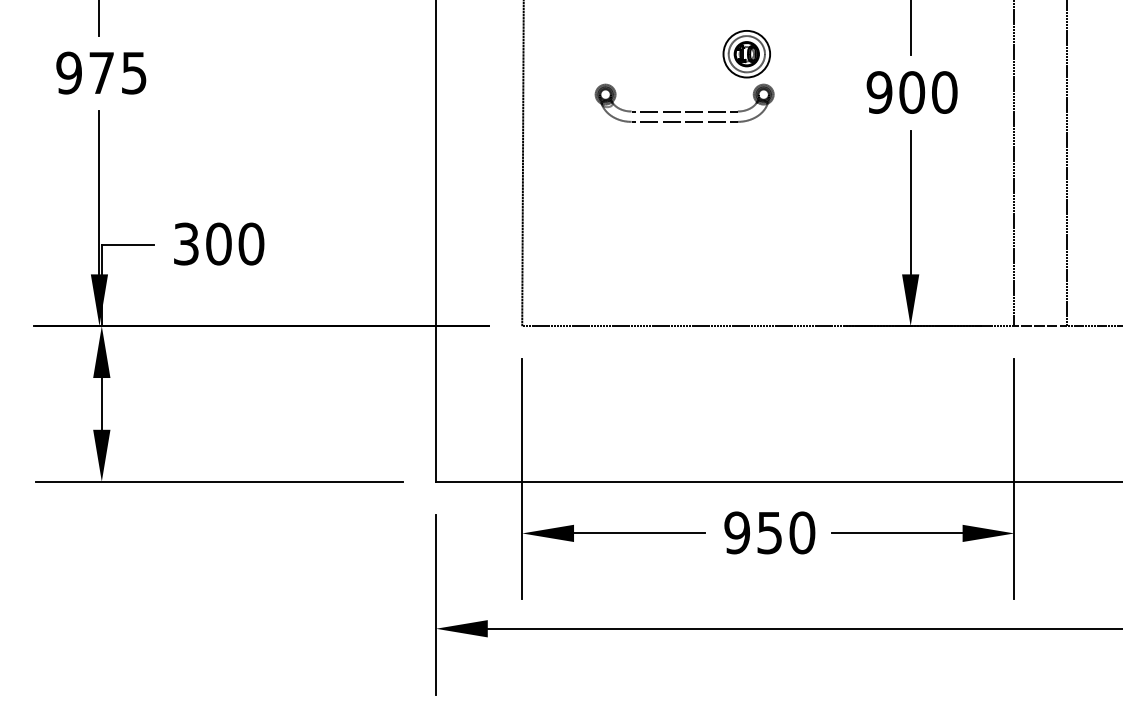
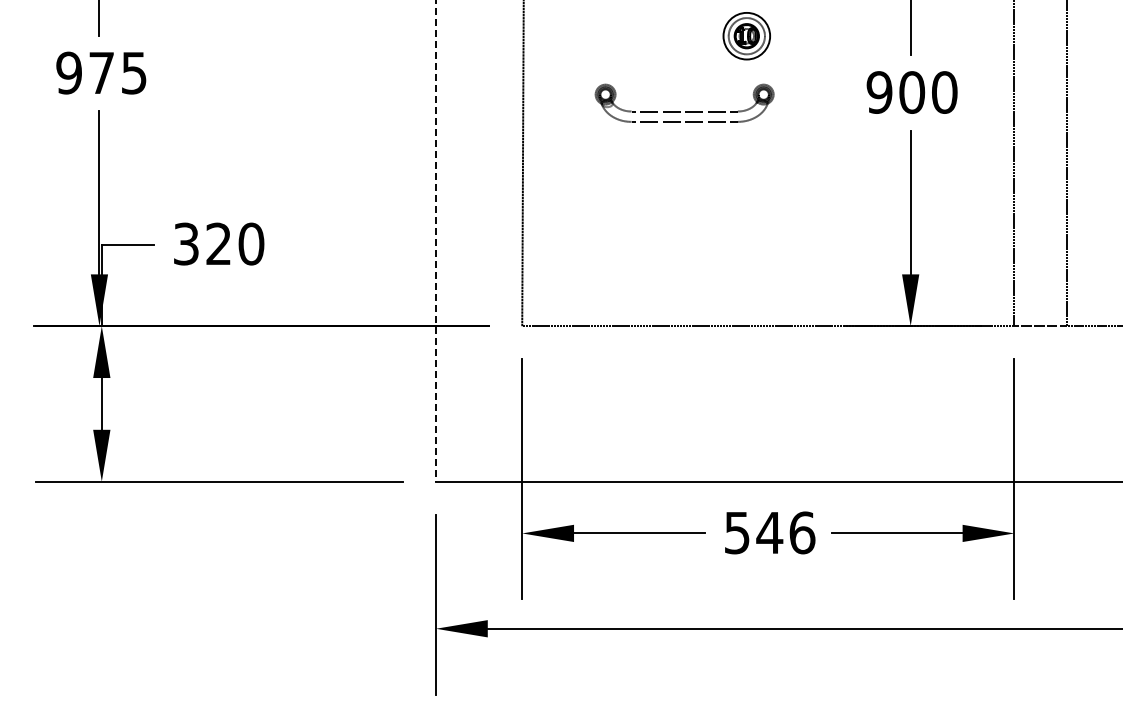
part position: (746, 54) -> (746, 36) (746, 36)
line: solid -> dashed (435, 241)
text: 300 -> 320 (218, 243)
text: 950 -> 546 (769, 532)
